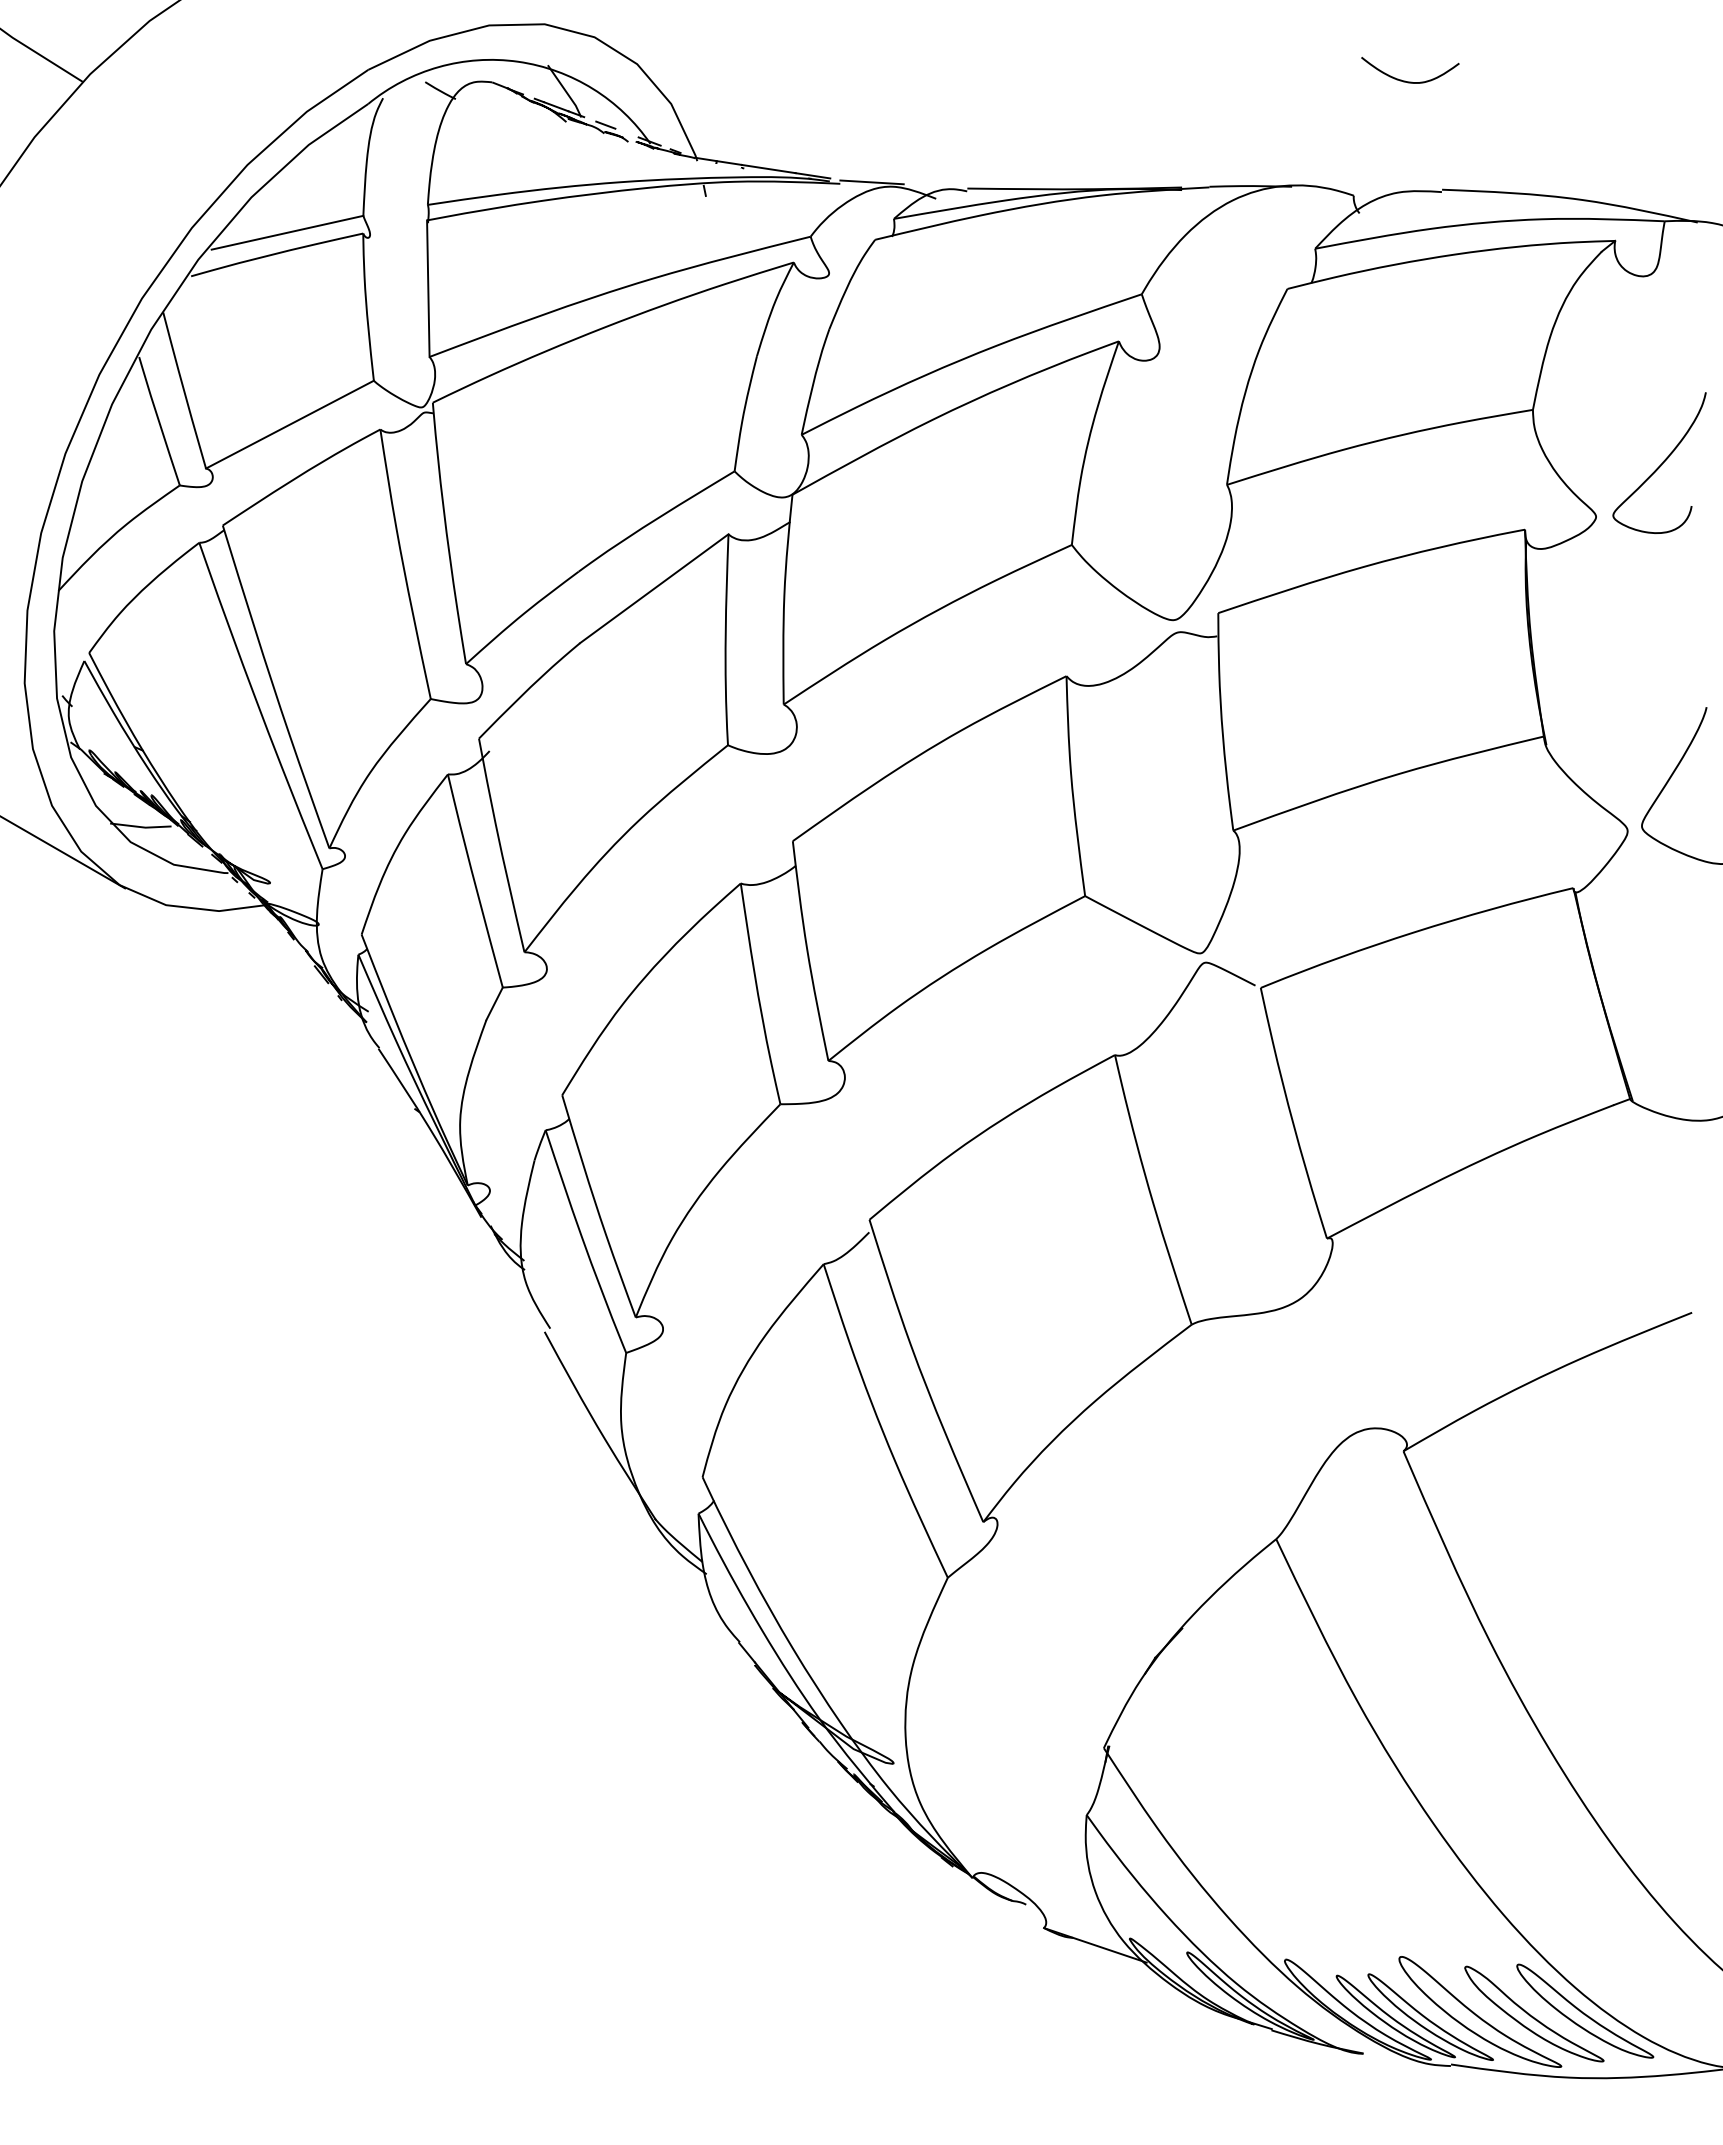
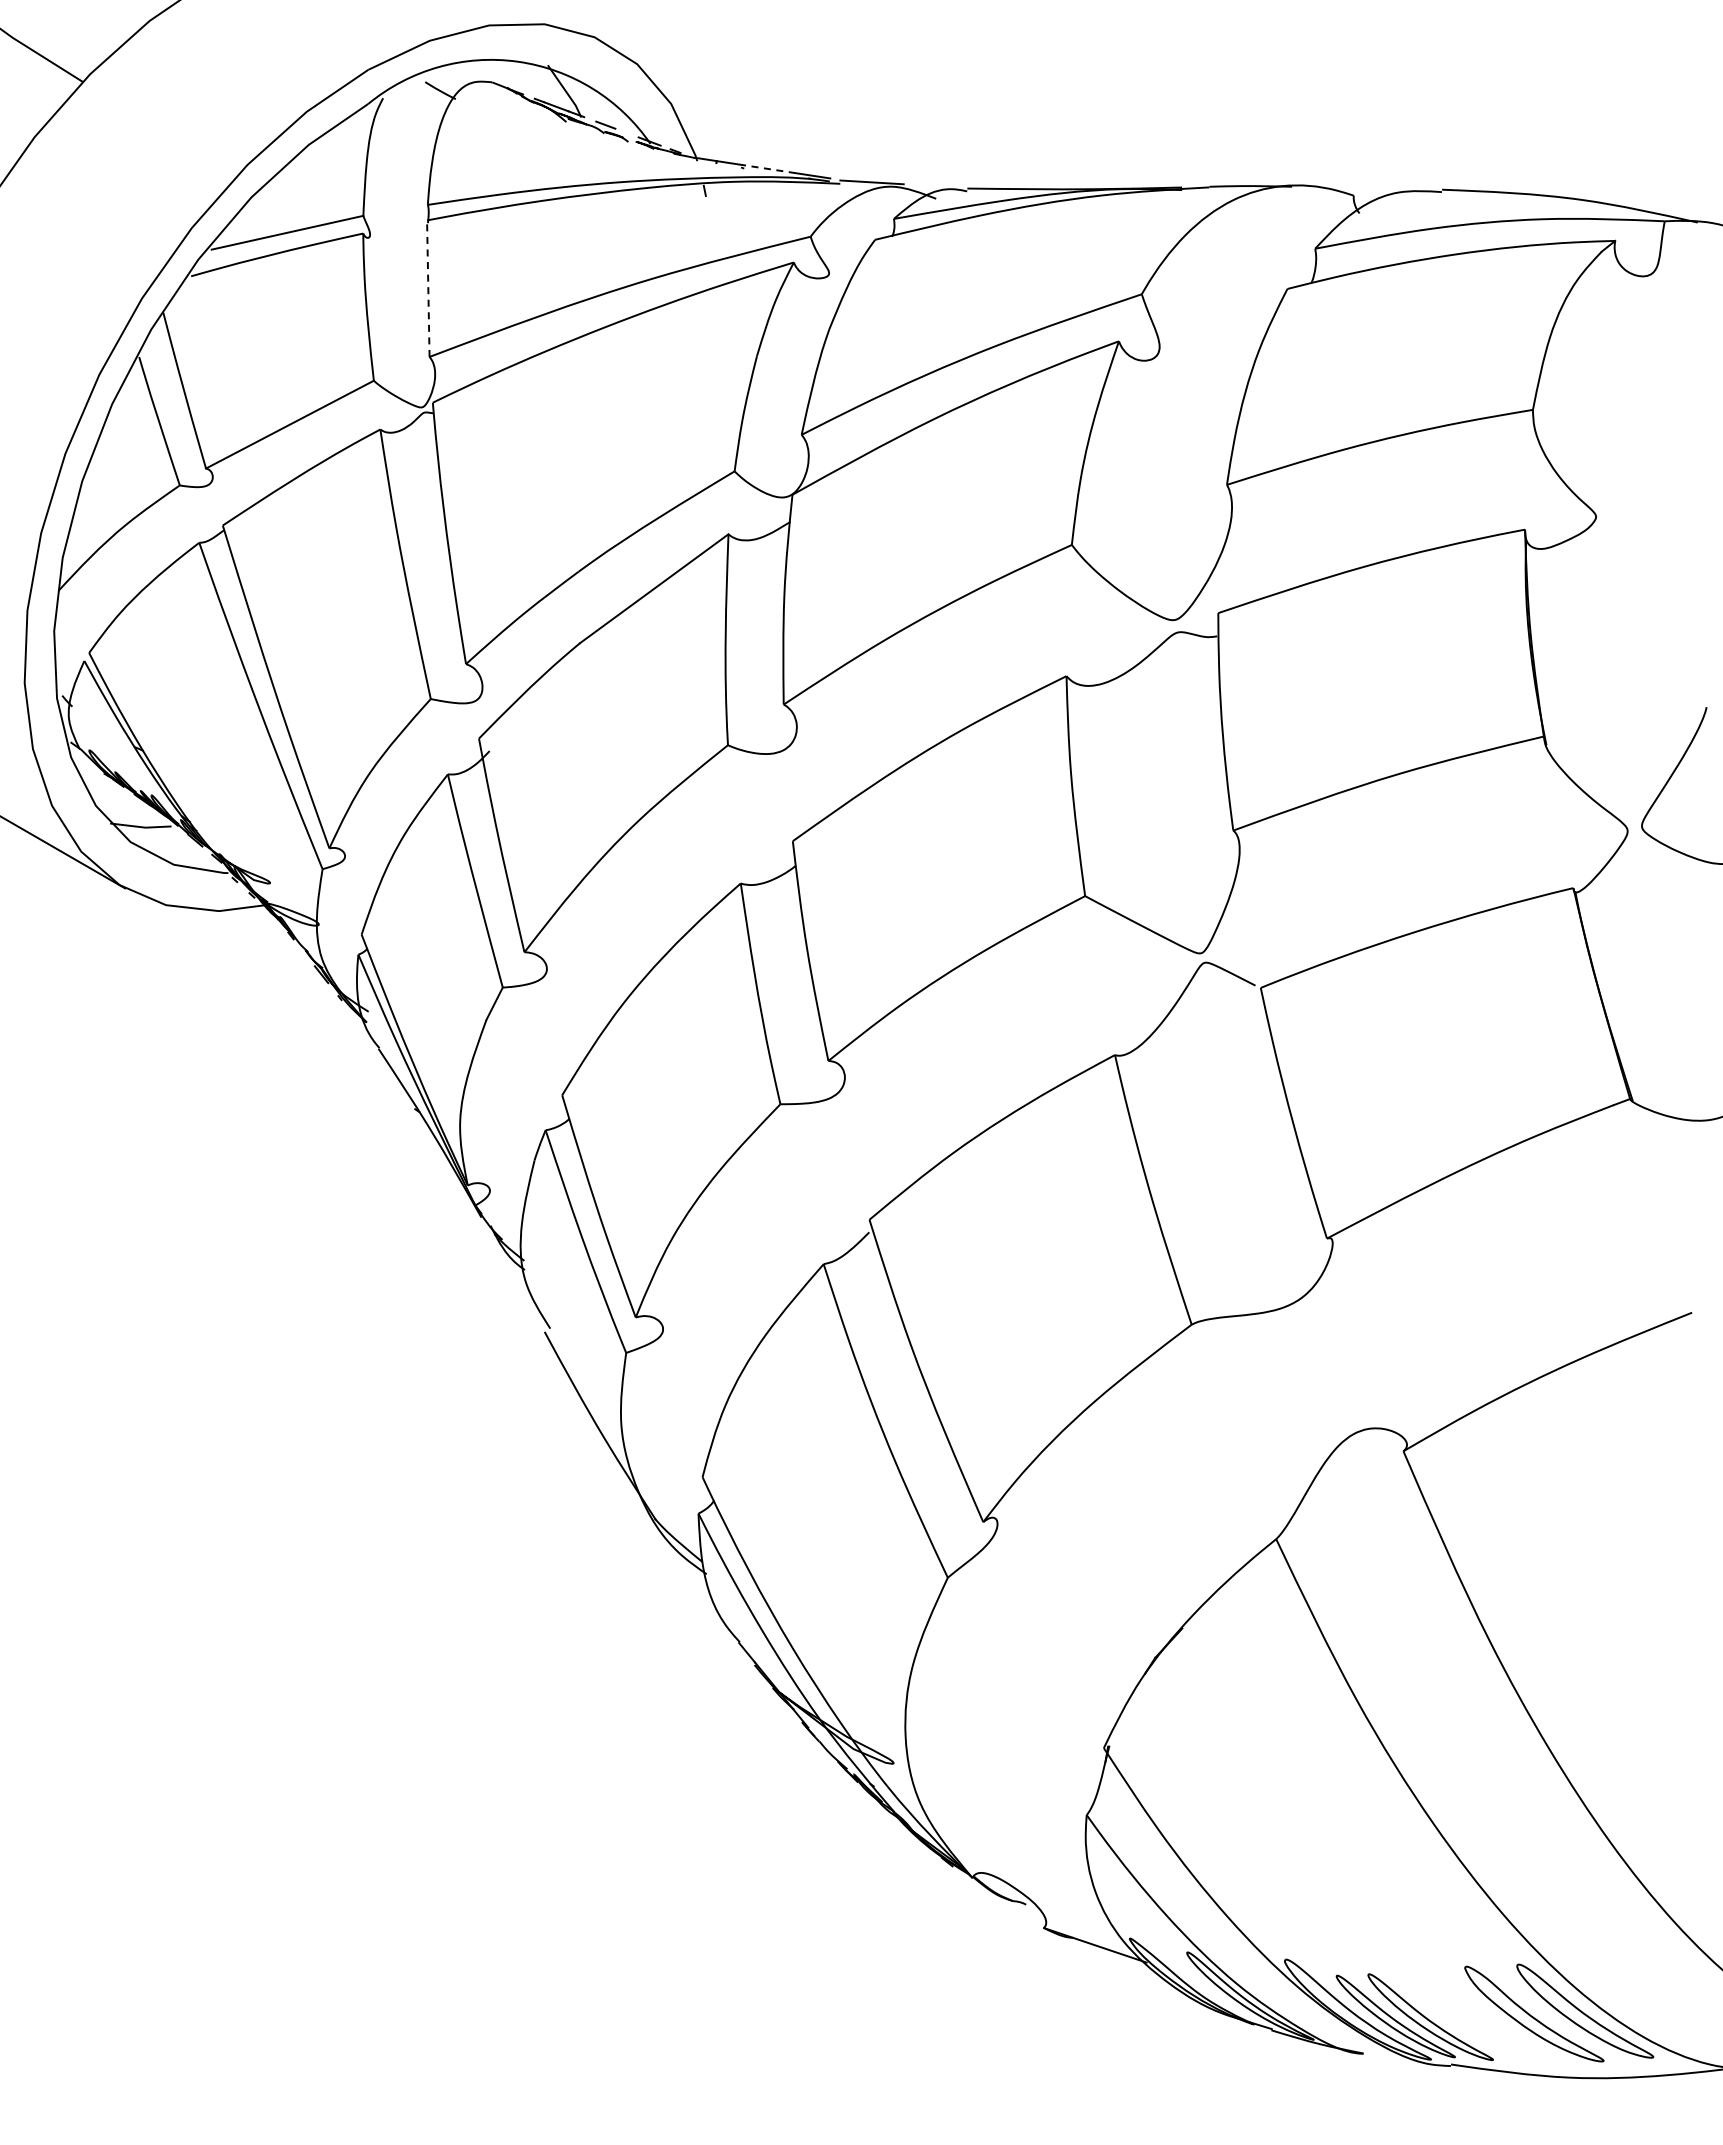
curve: present -> none (1410, 81)
line: solid -> dashed (768, 168)
line: solid -> dashed (428, 288)
curve: present -> none (1661, 463)
part: present -> none (1480, 2011)
